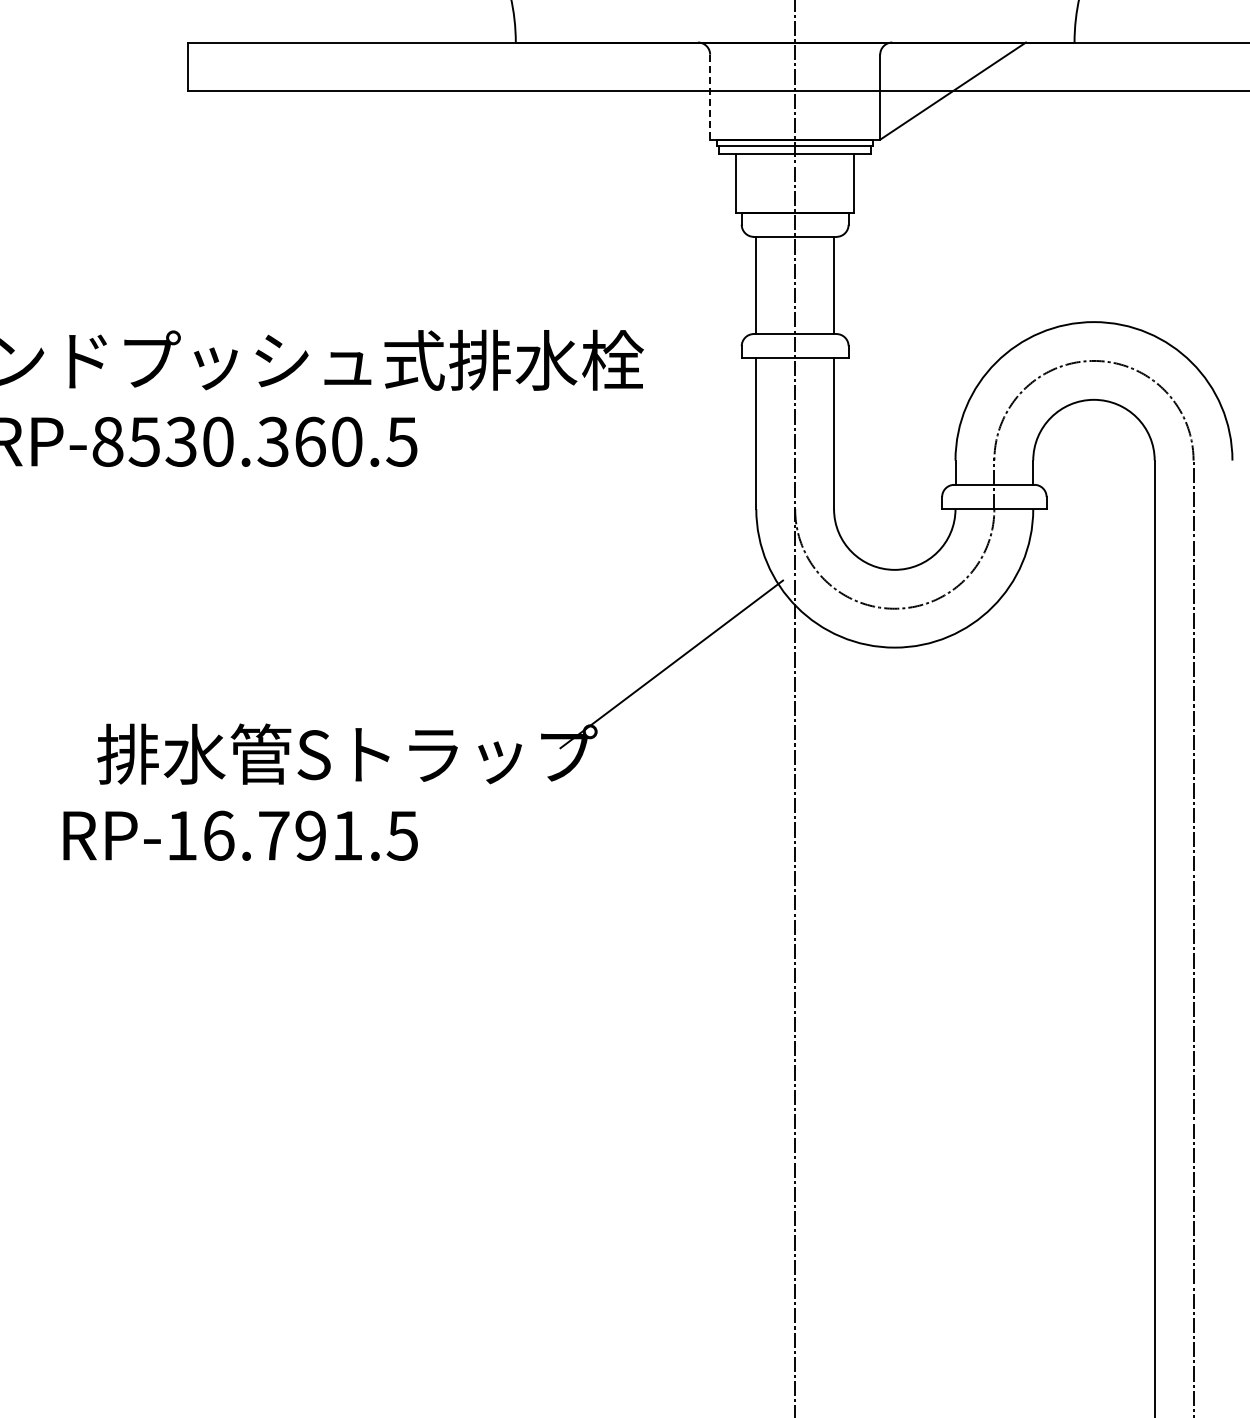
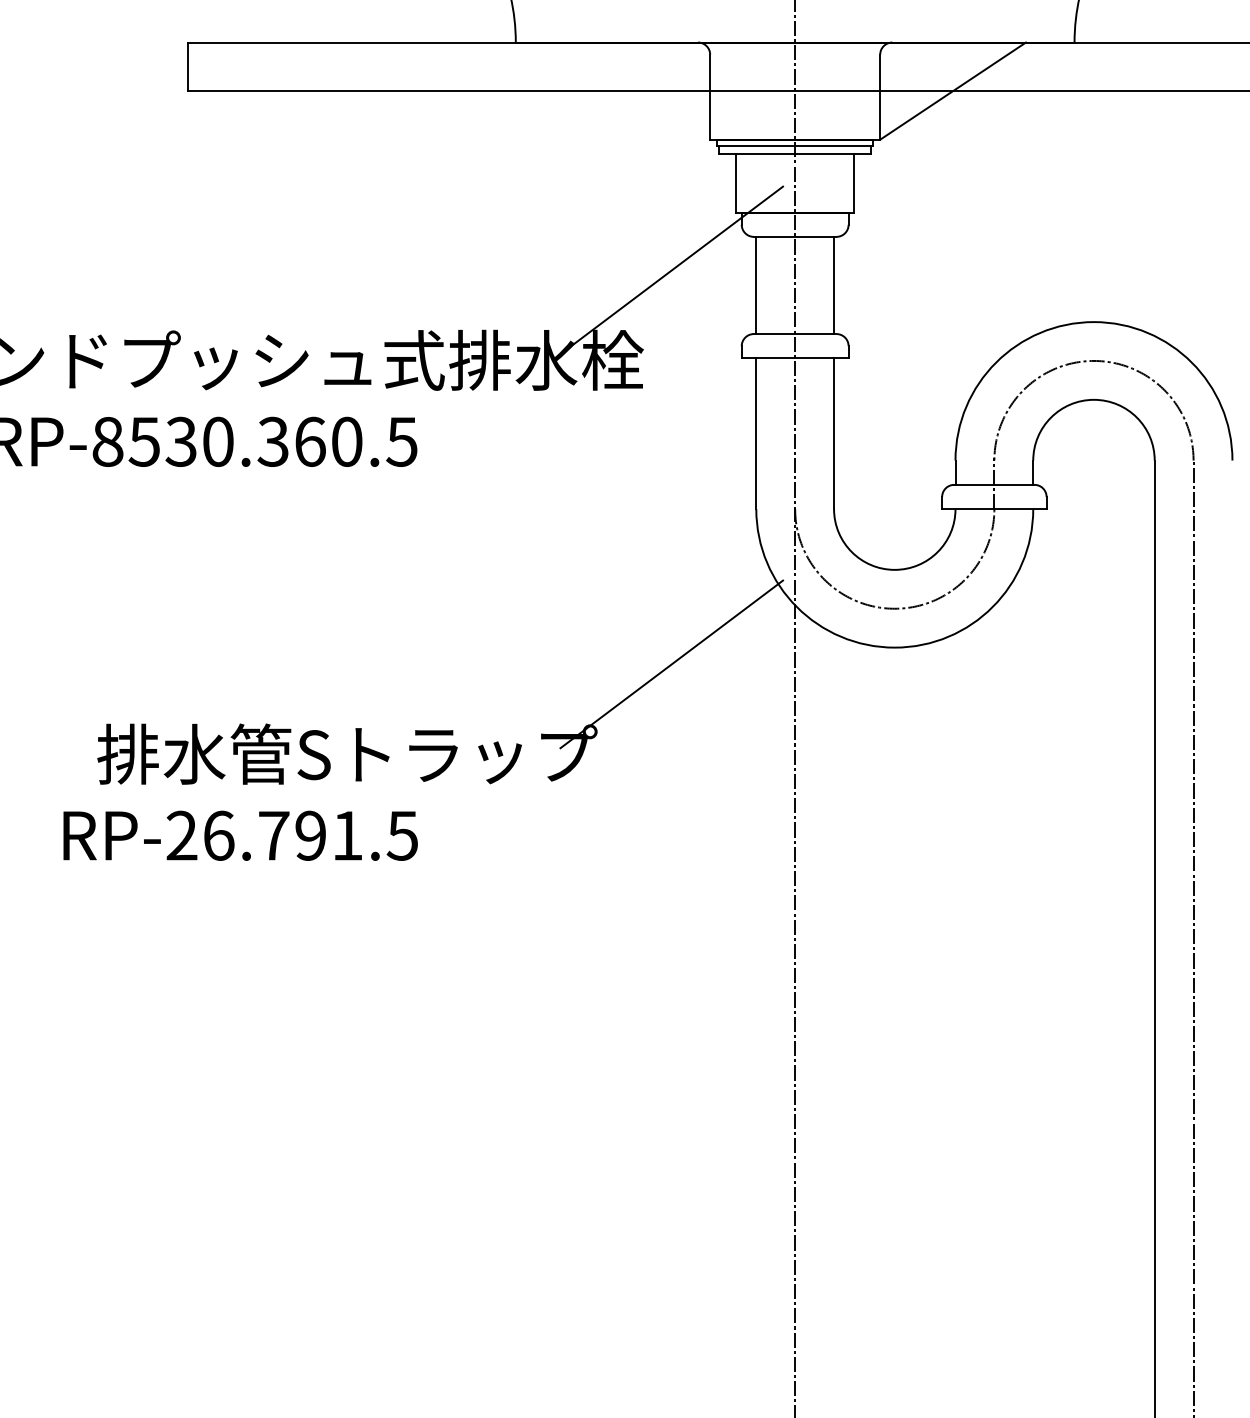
line: dashed -> solid (710, 97)
line: none -> present (671, 270)
text: RP-16.791.5 -> RP-26.791.5 (181, 835)
